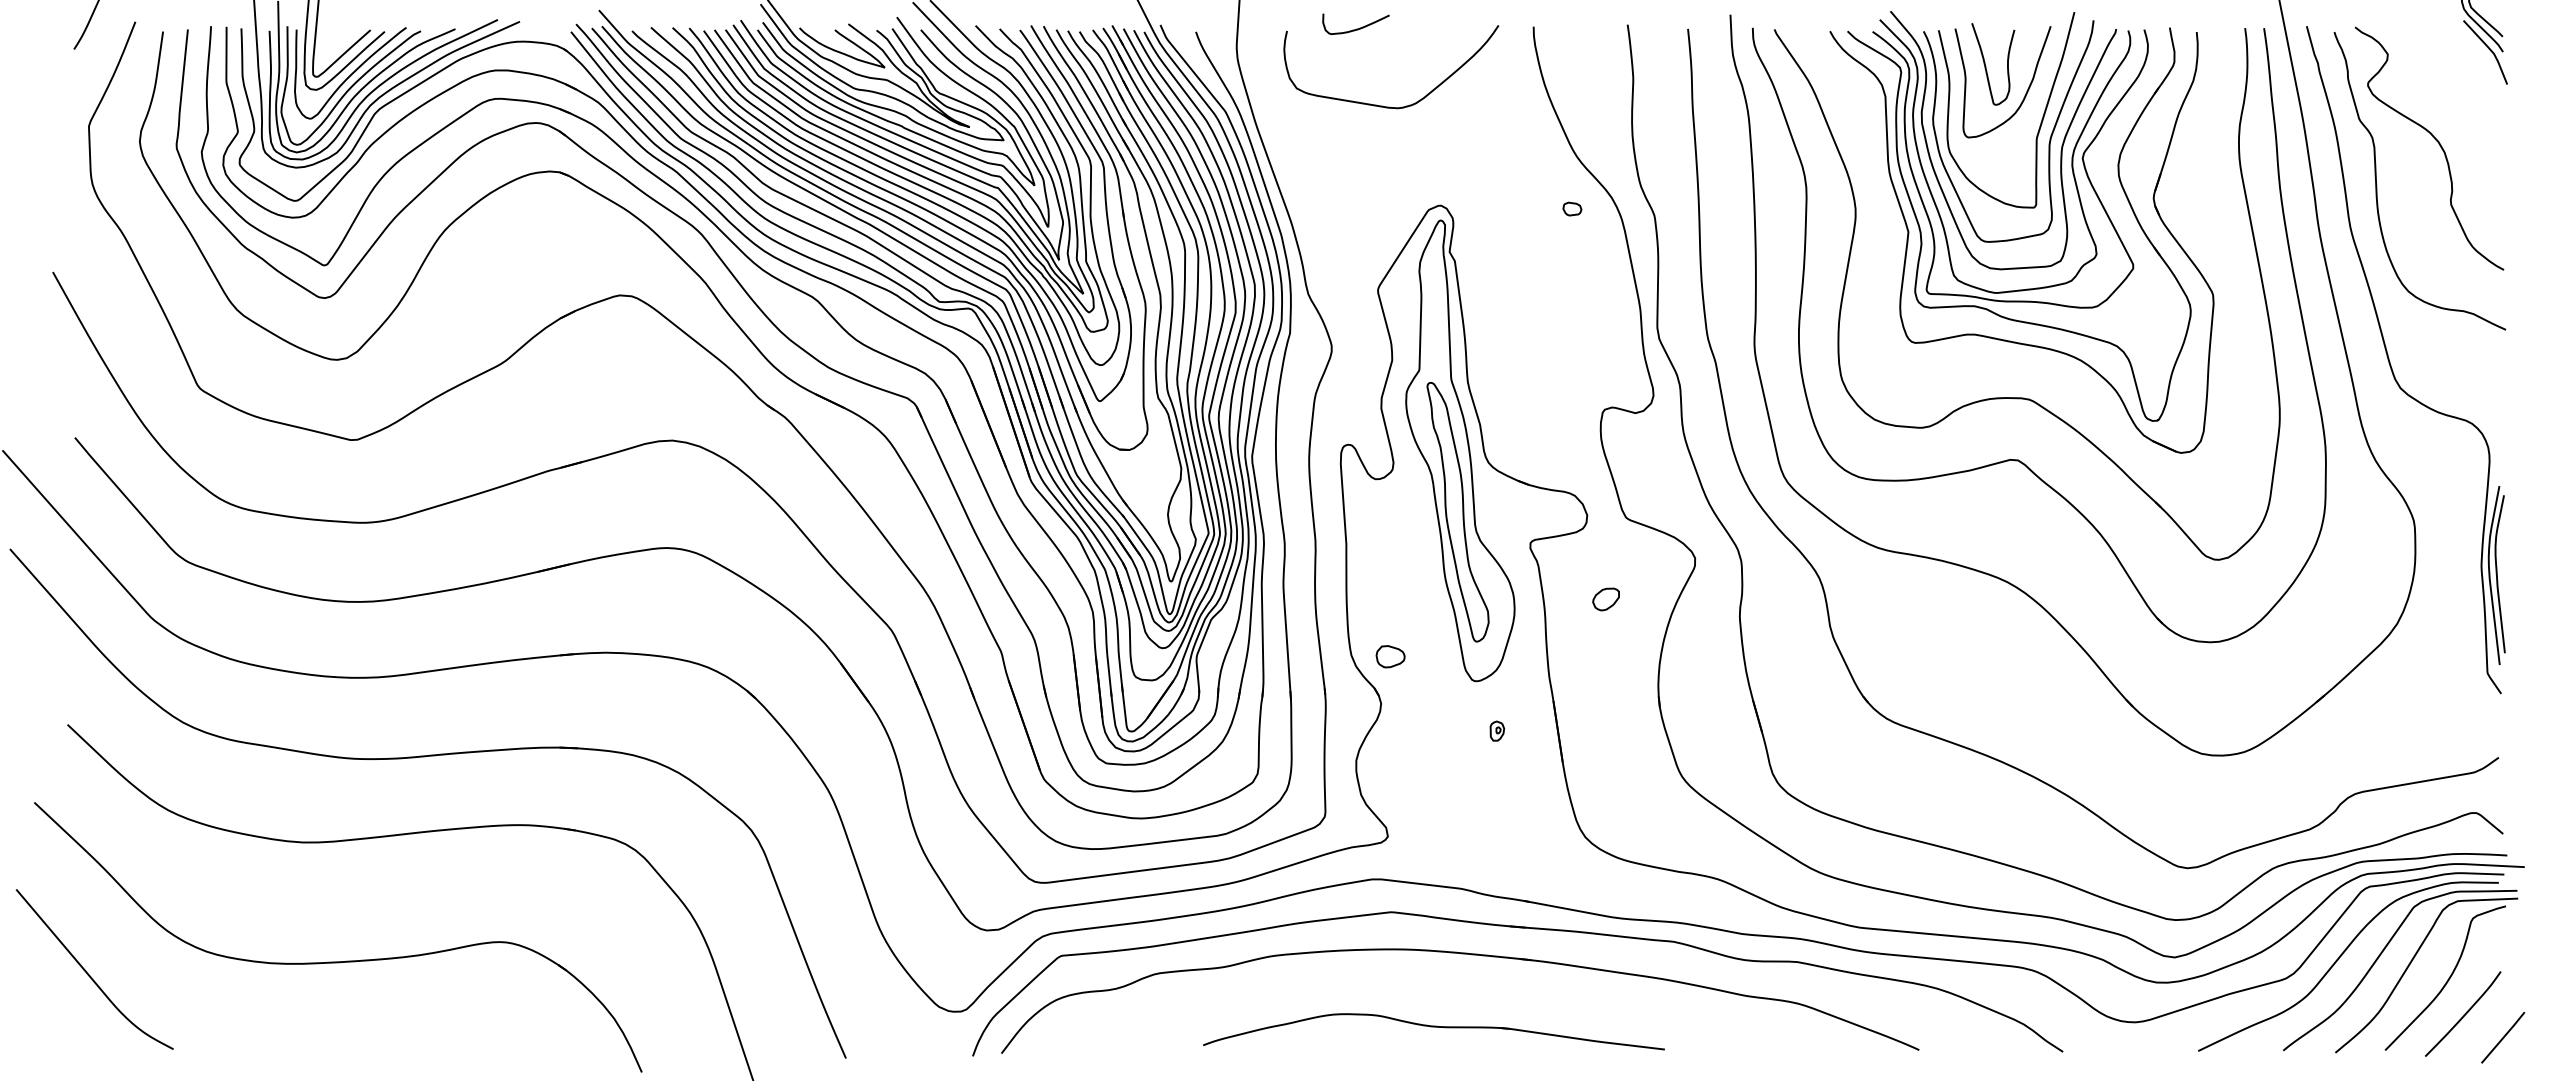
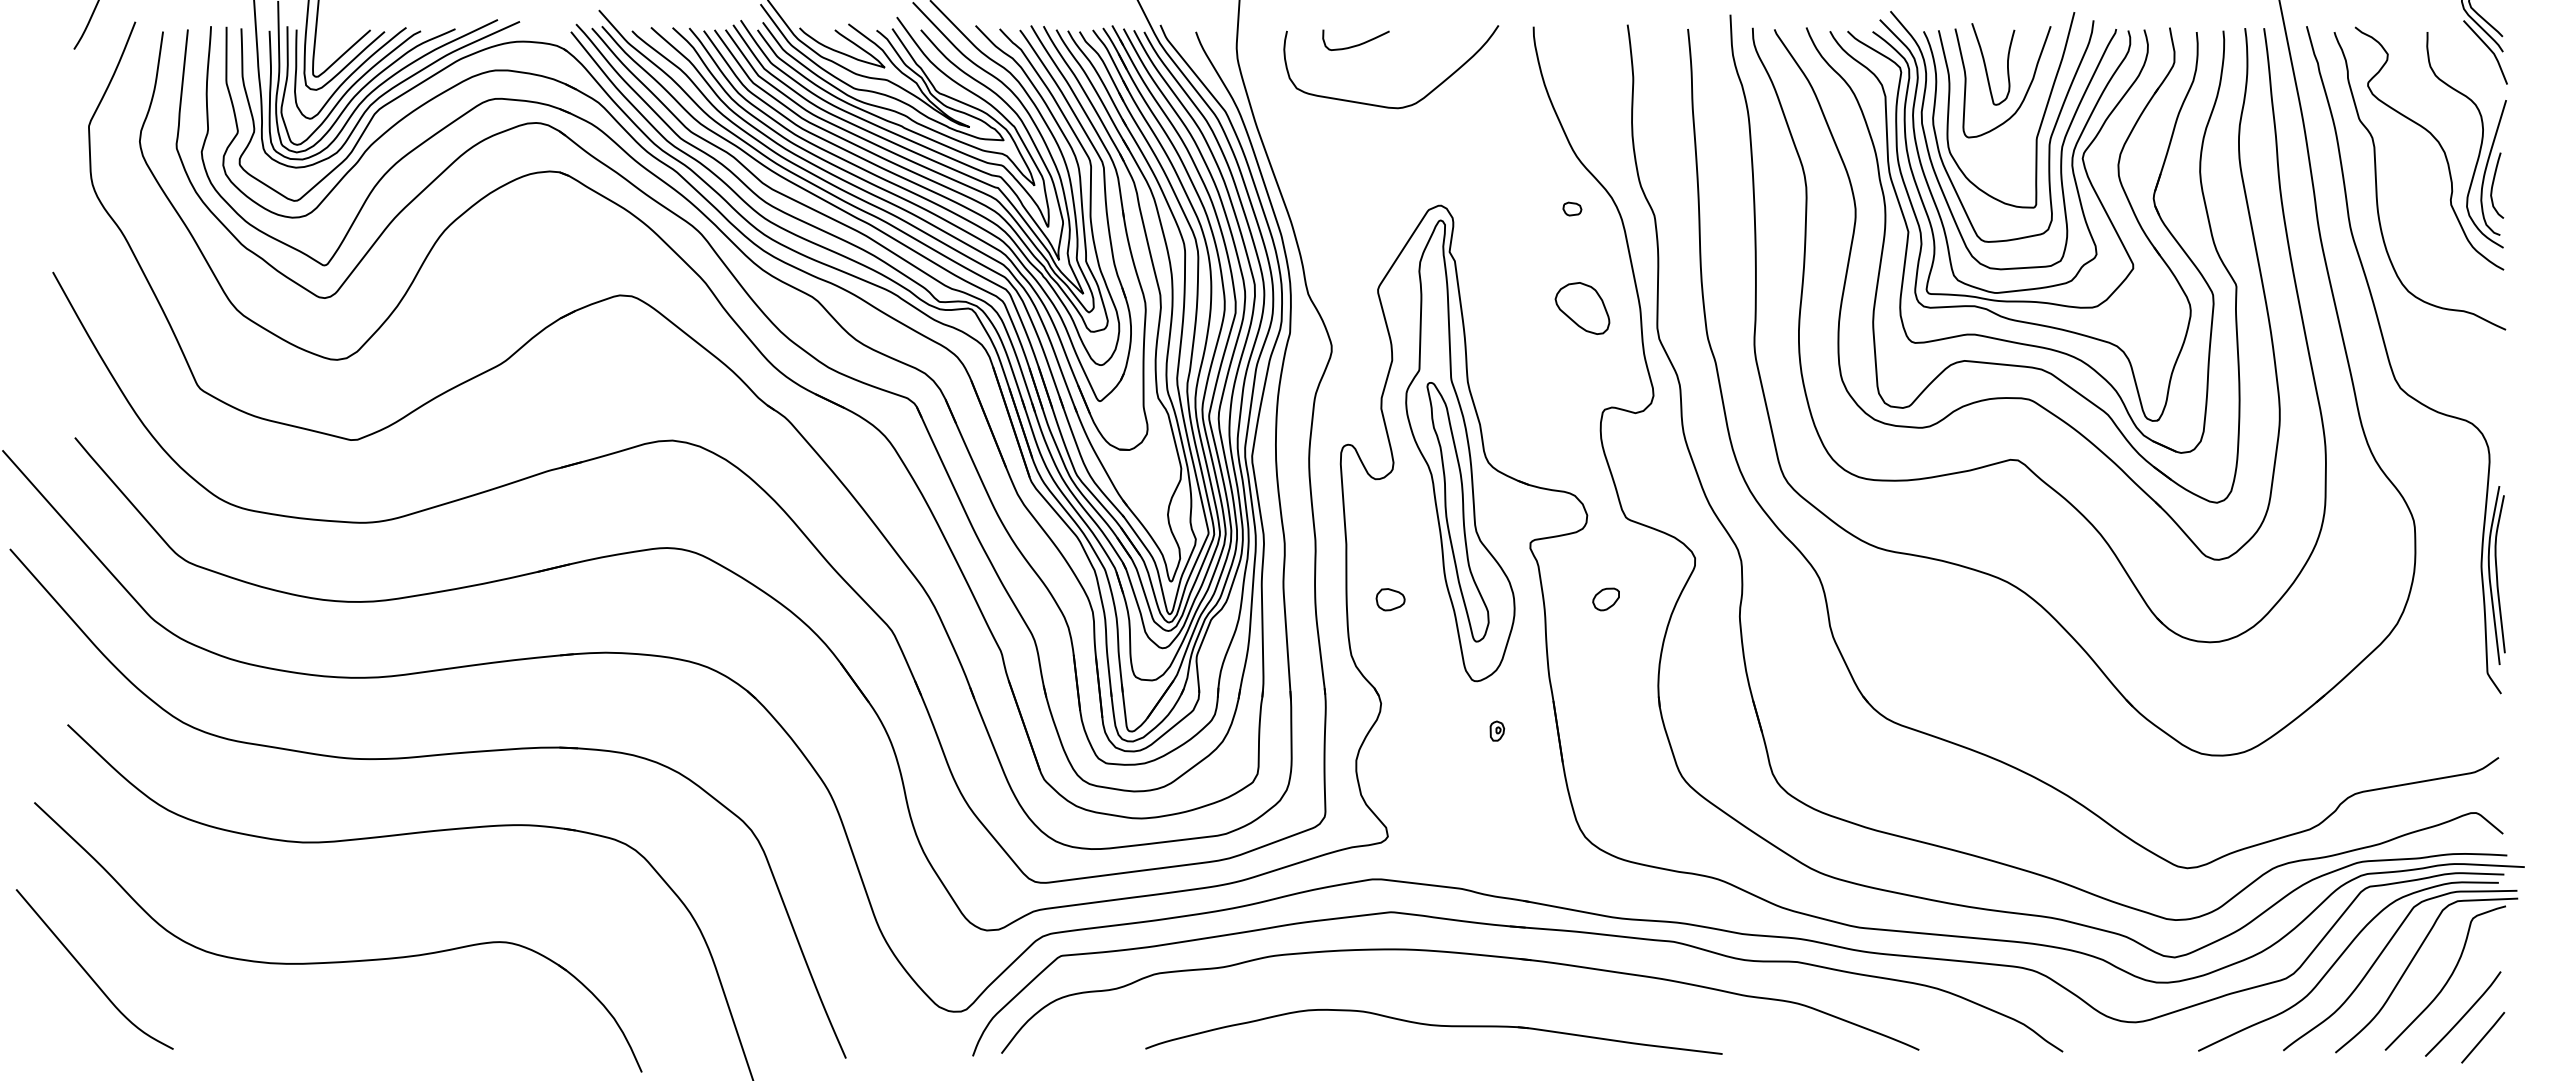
curve position: (1356, 28) -> (1356, 44) (1356, 44)
part: none -> present (2480, 143)
part: none -> present (1582, 308)
part: none -> present (2015, 364)
part position: (1390, 656) -> (1390, 599) (1390, 599)
part size: 462x38 px -> 578x47 px (1433, 1031)
line position: (2503, 1037) -> (2483, 1037) (2483, 1037)
